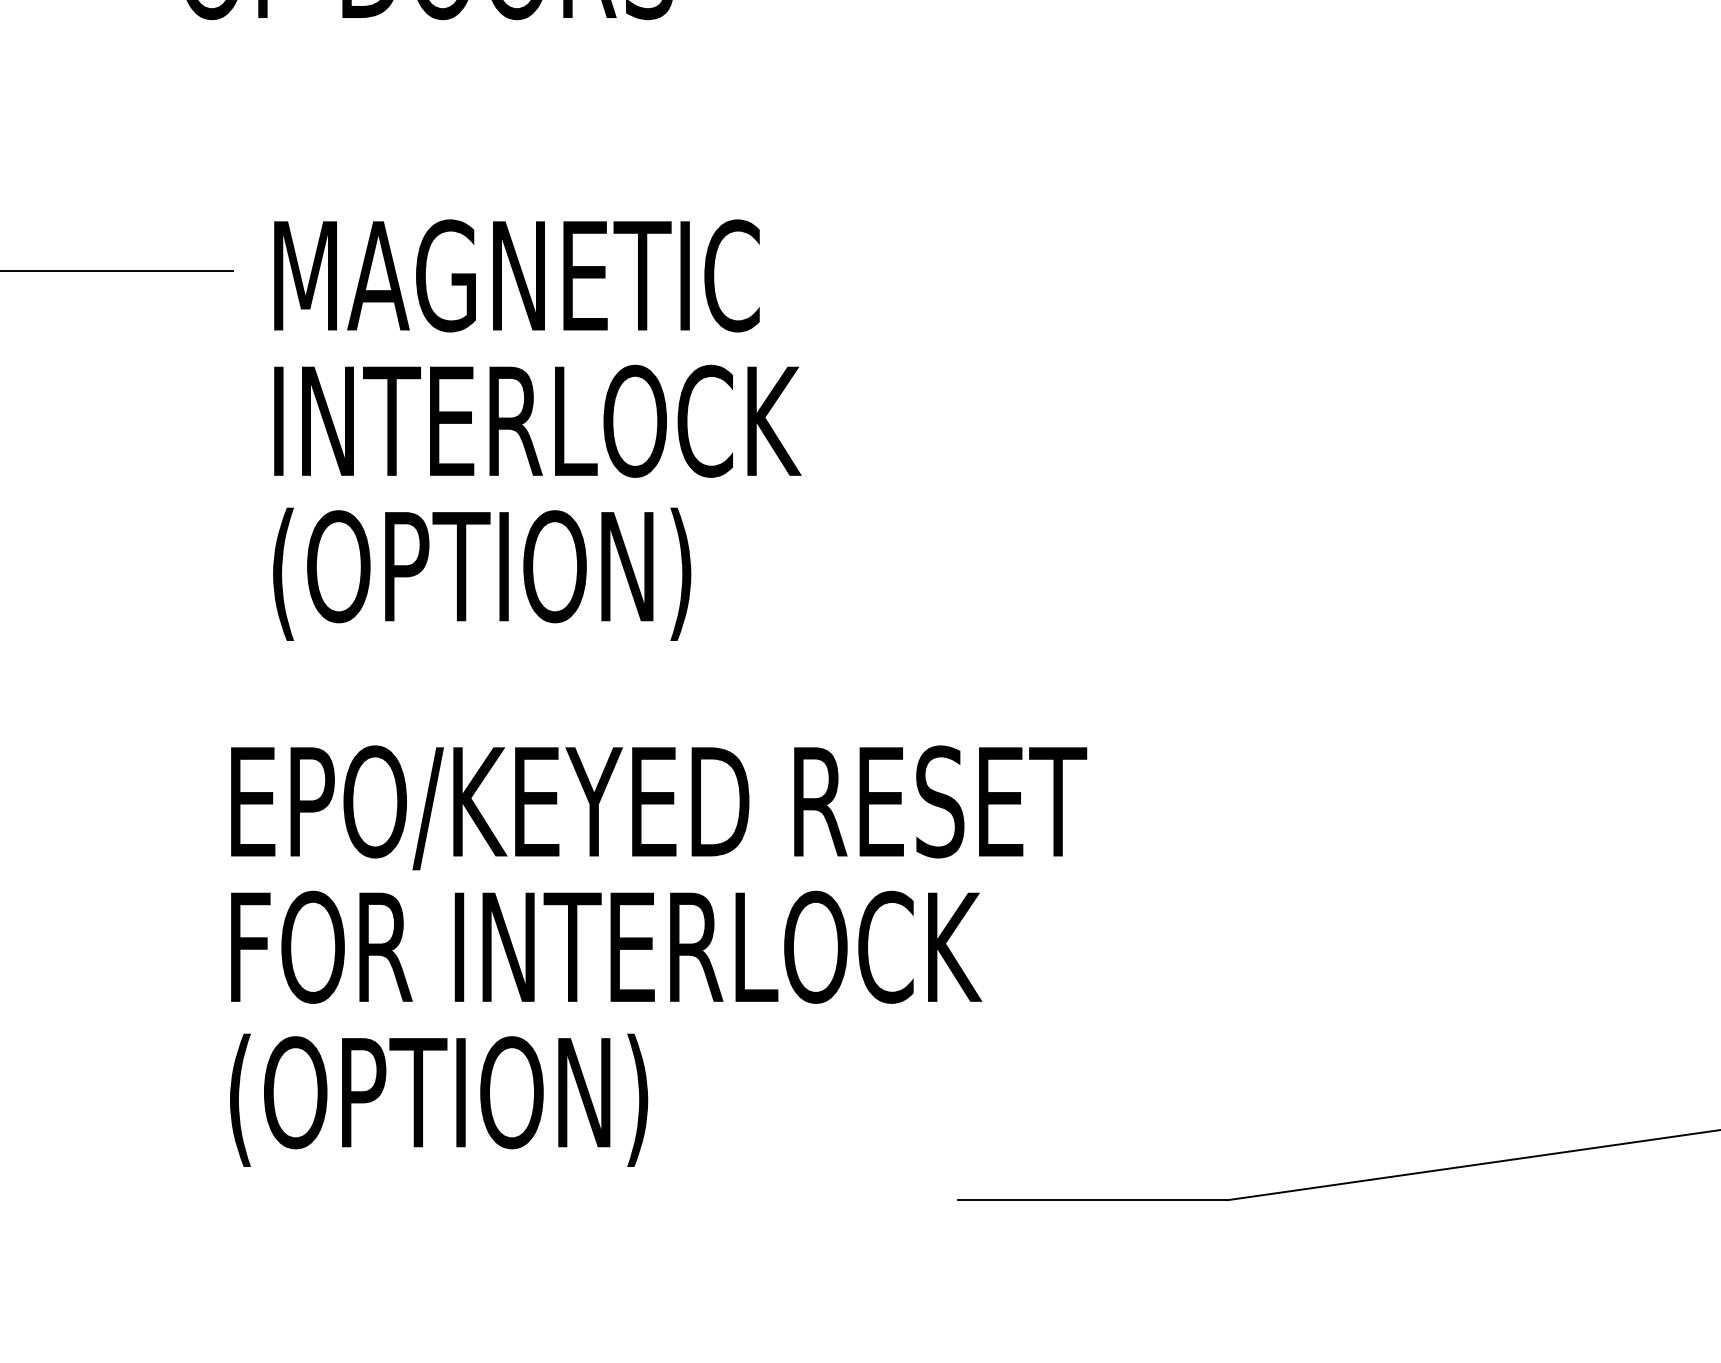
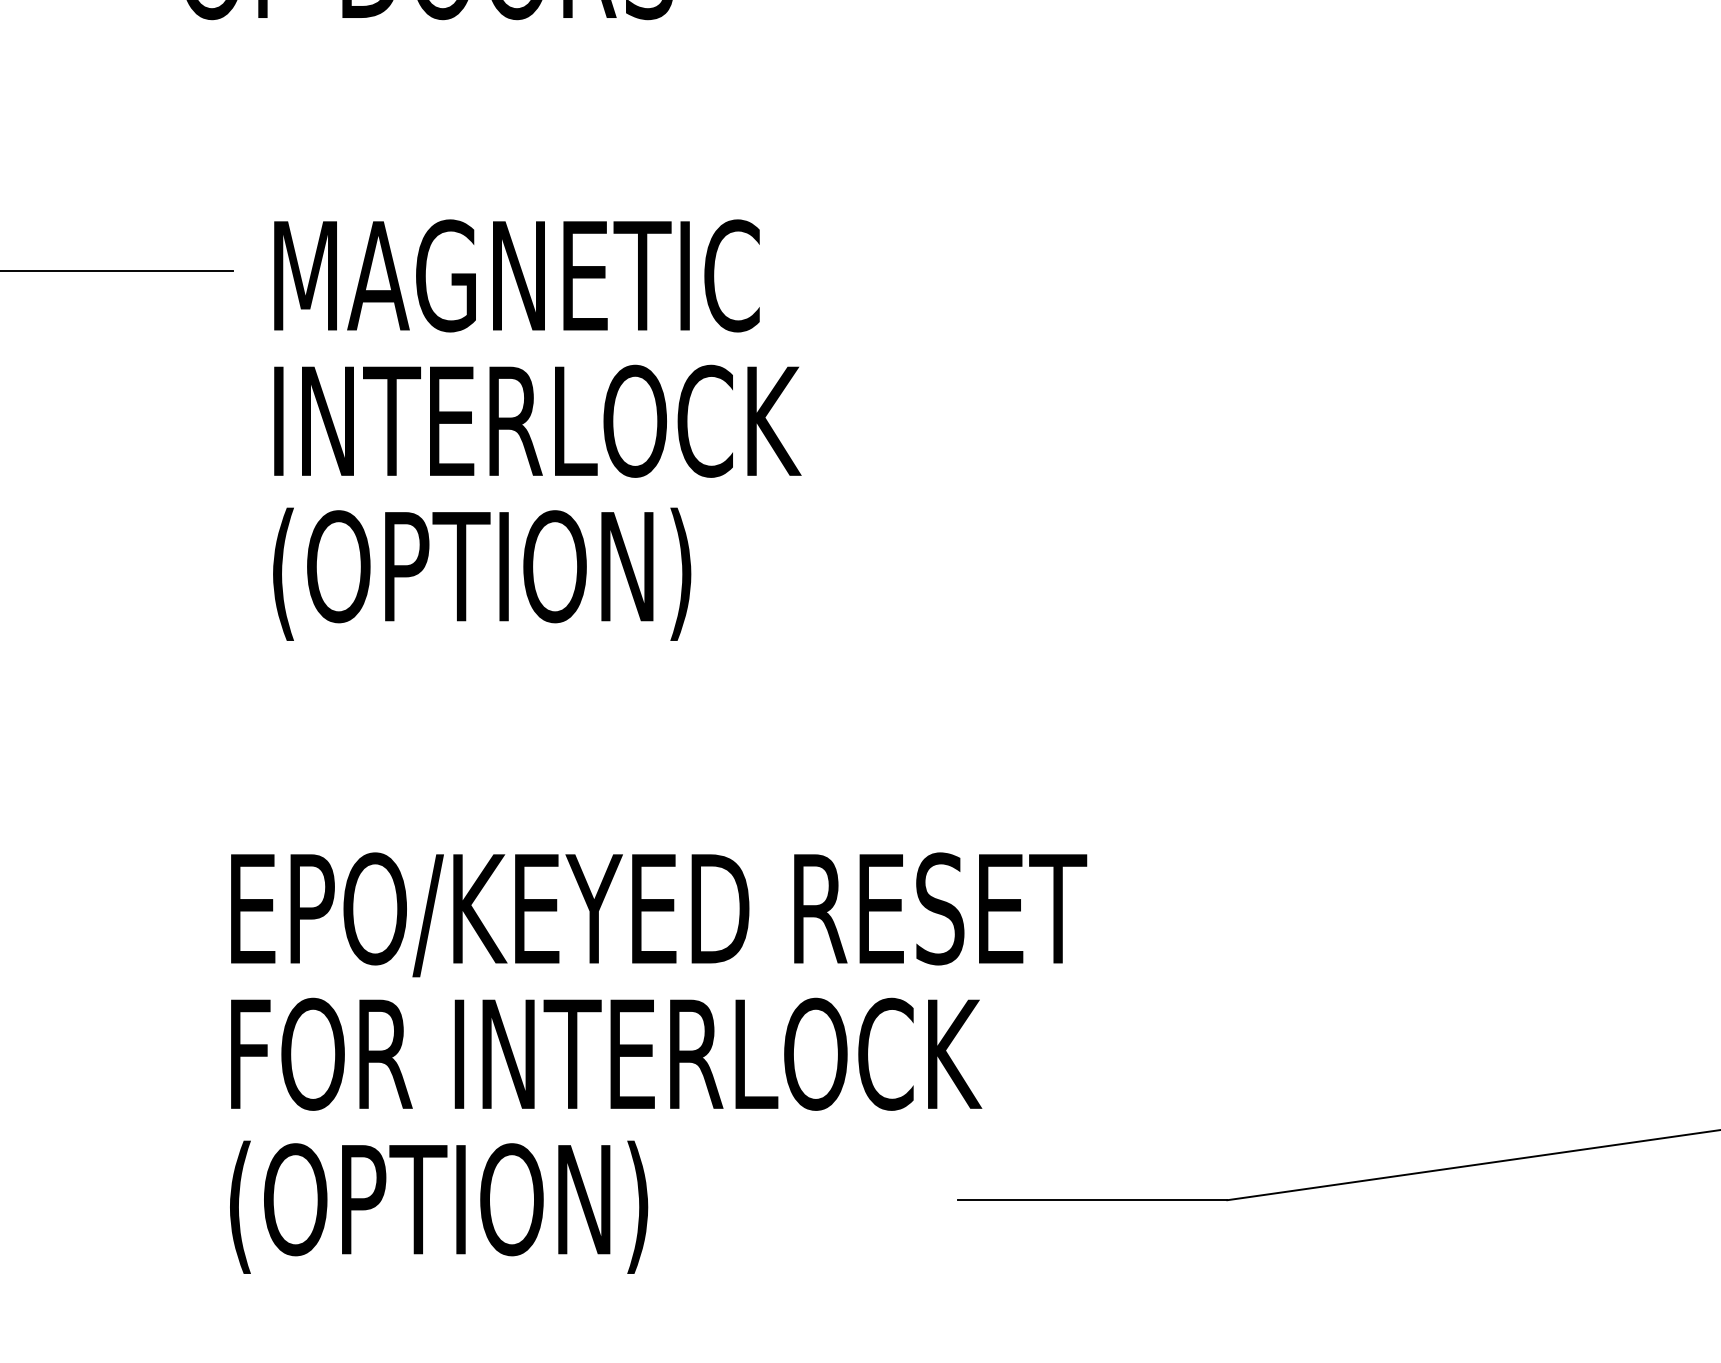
text position: (658, 955) -> (658, 1062) (658, 1062)
